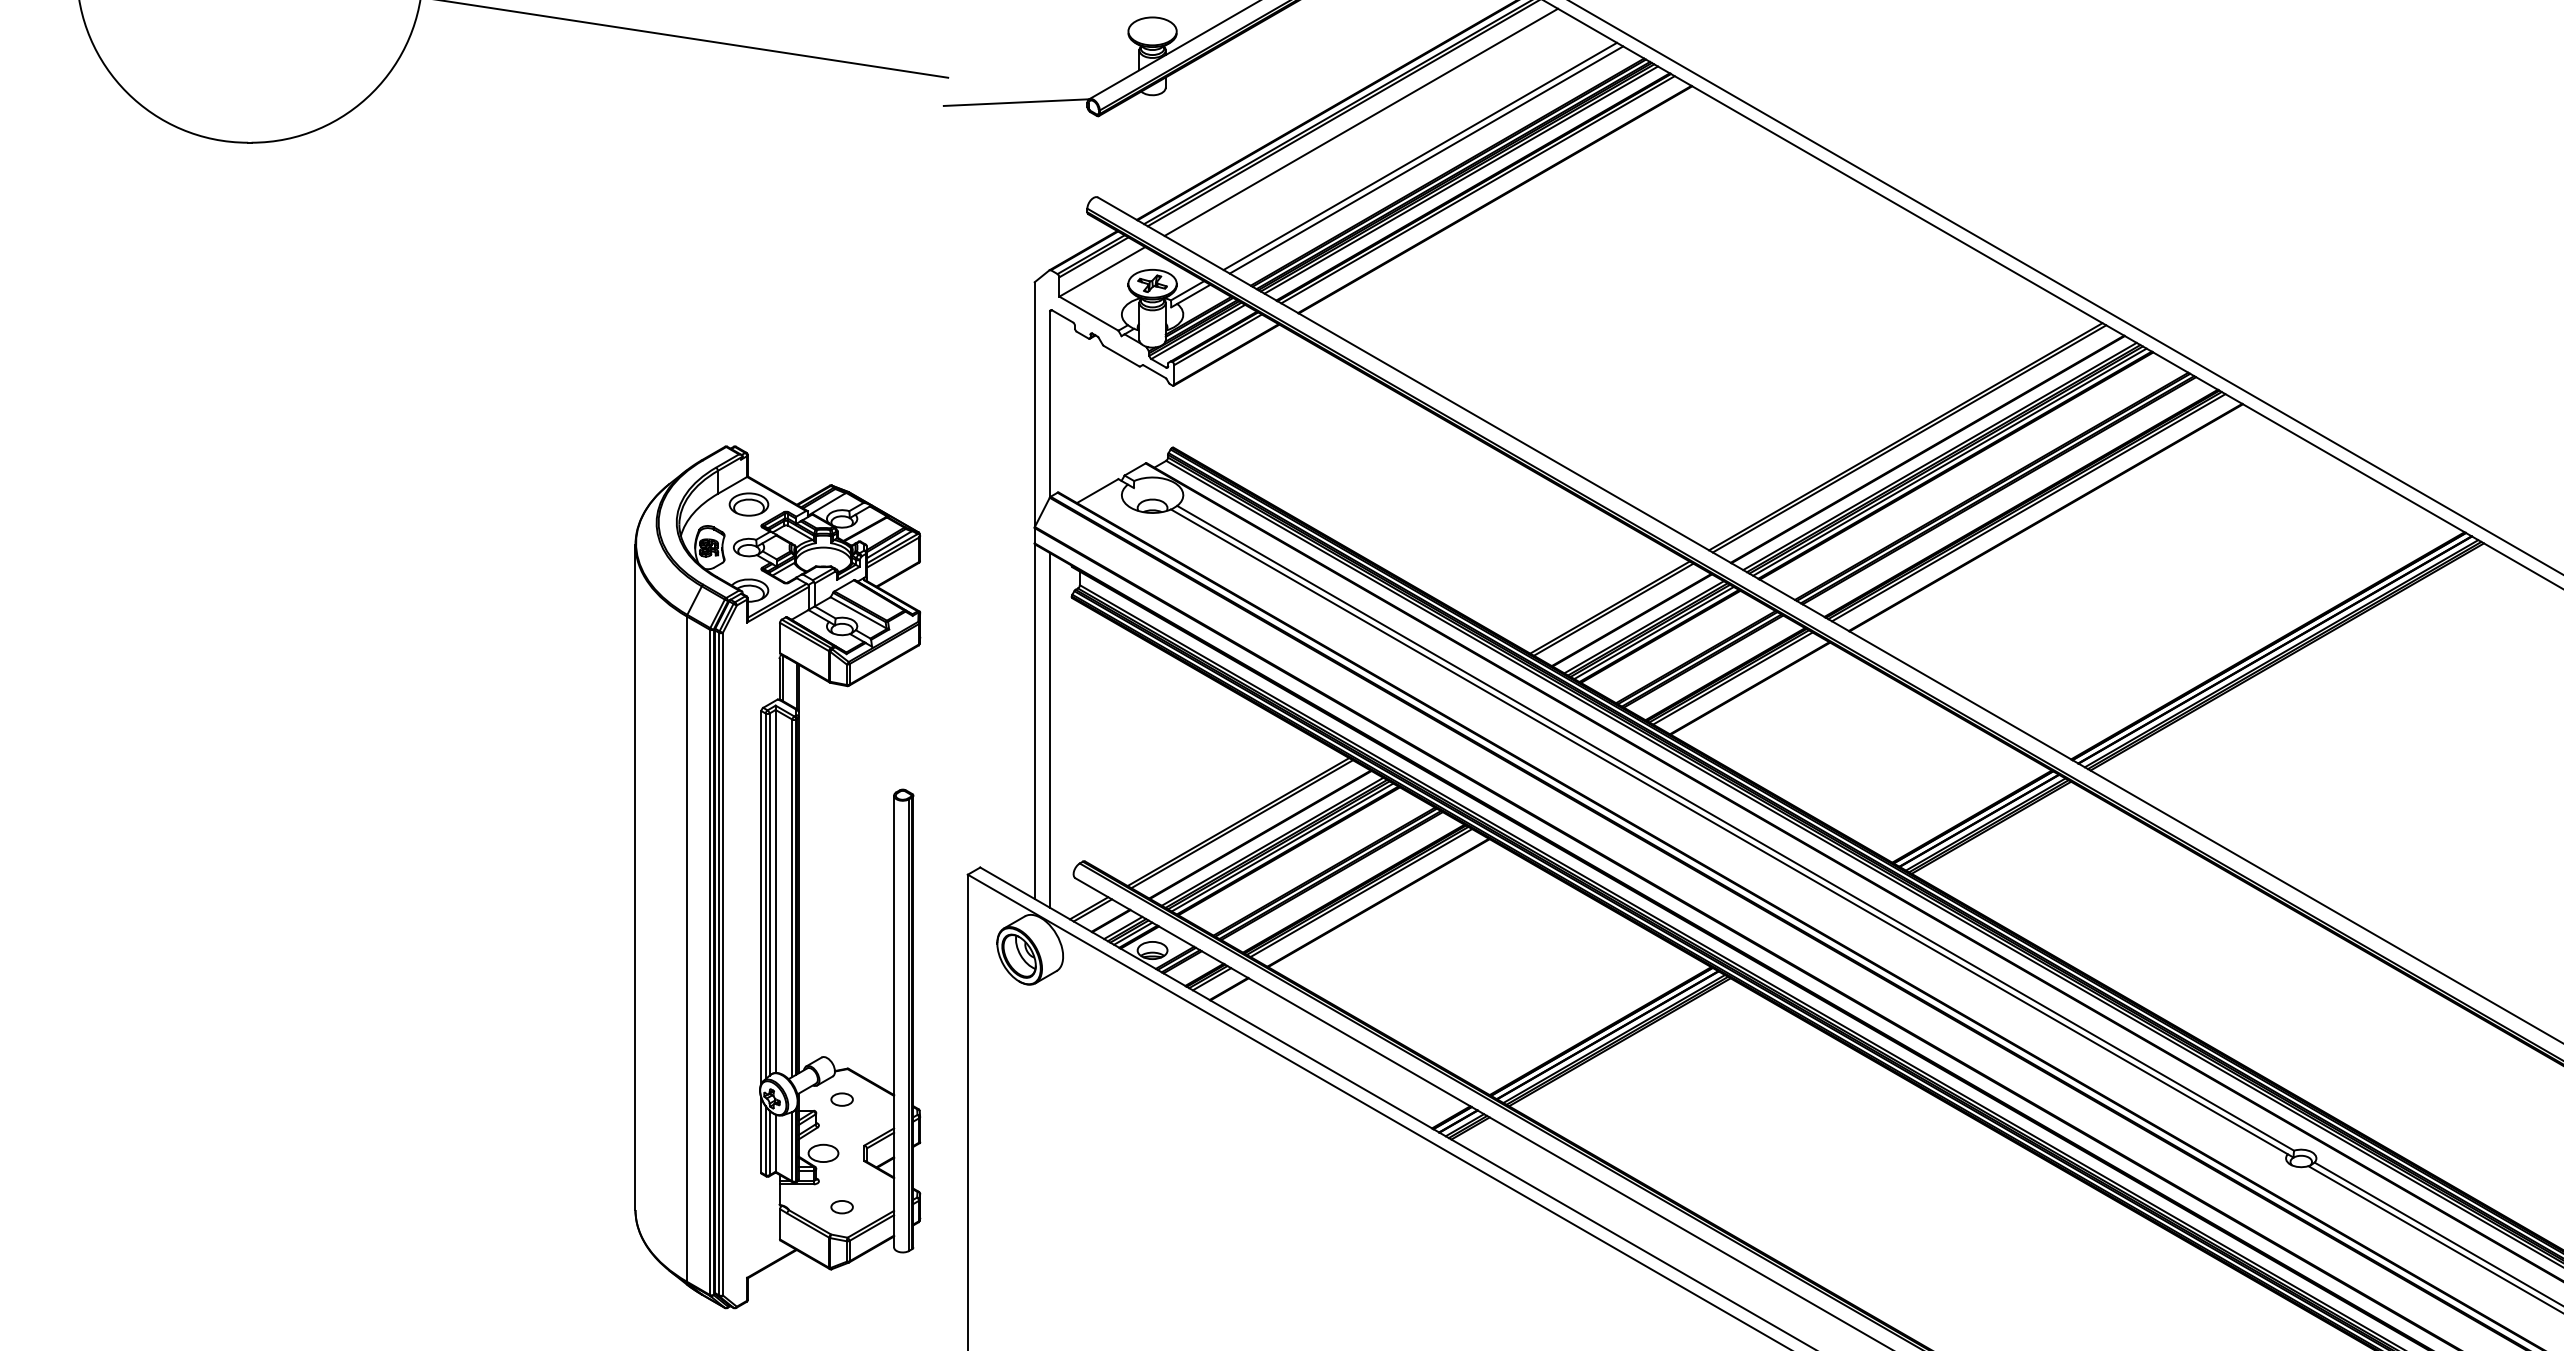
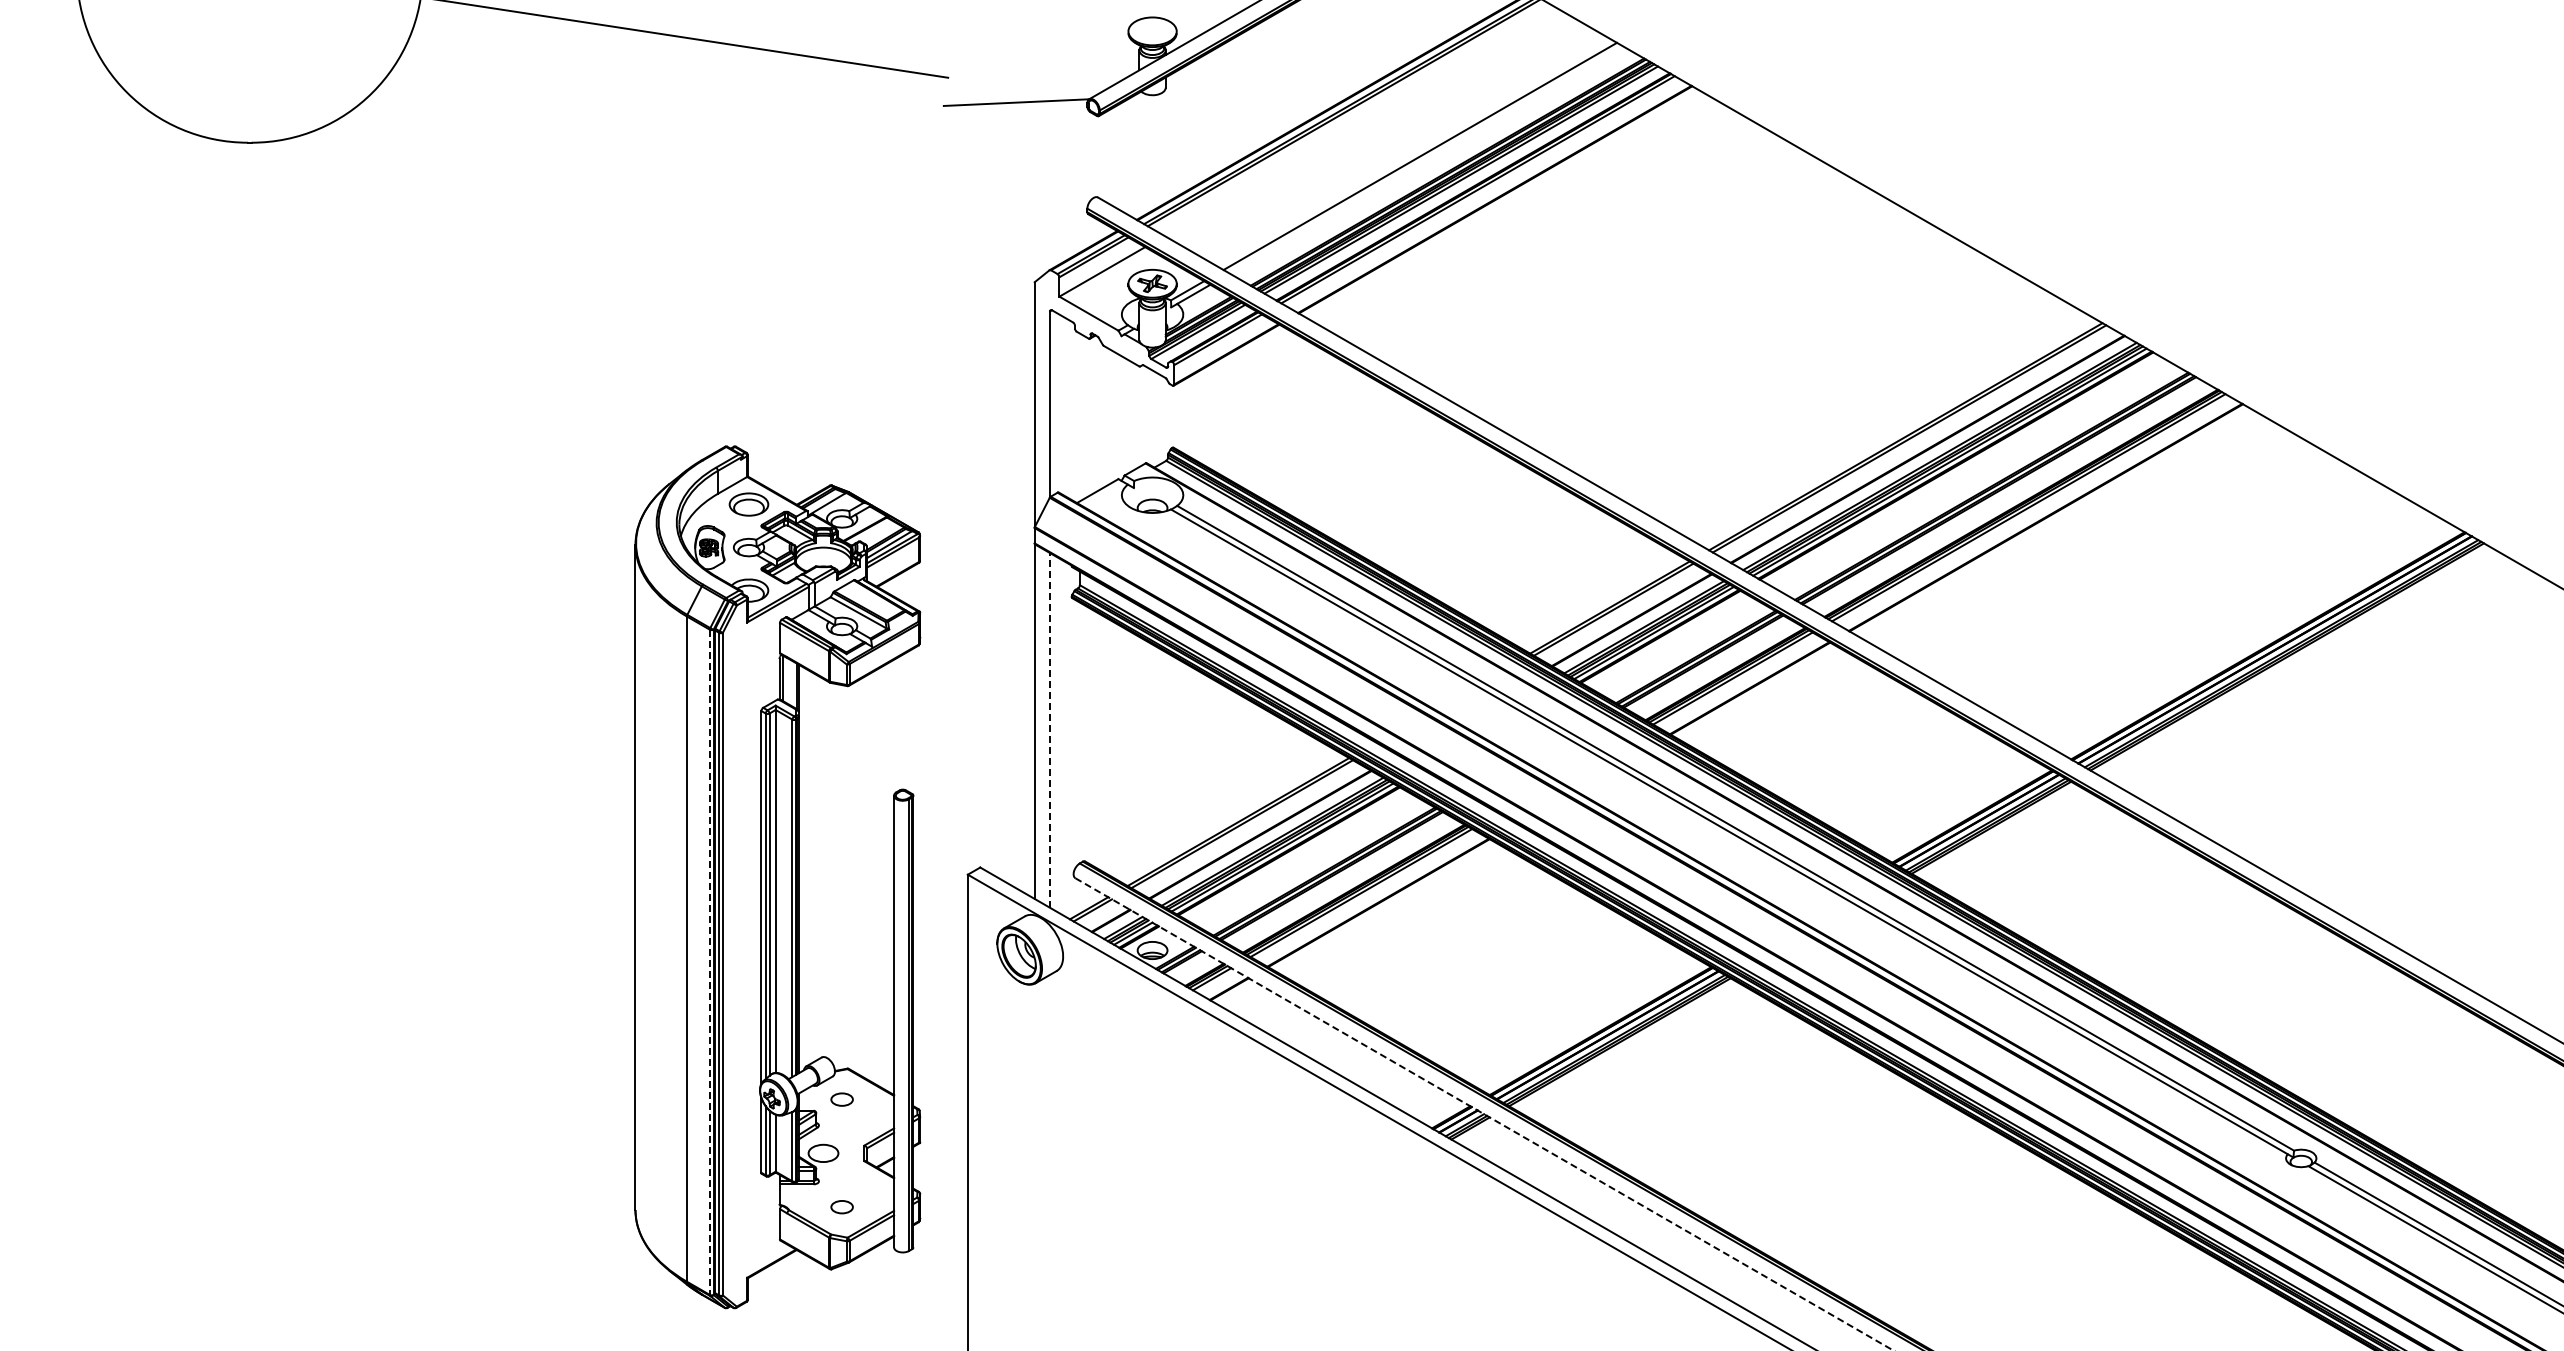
line: present -> none (1361, 121)
line: present -> none (1426, 159)
line: present -> none (2065, 287)
line: solid -> dashed (1050, 730)
line: solid -> dashed (709, 962)
line: solid -> dashed (1484, 1114)
